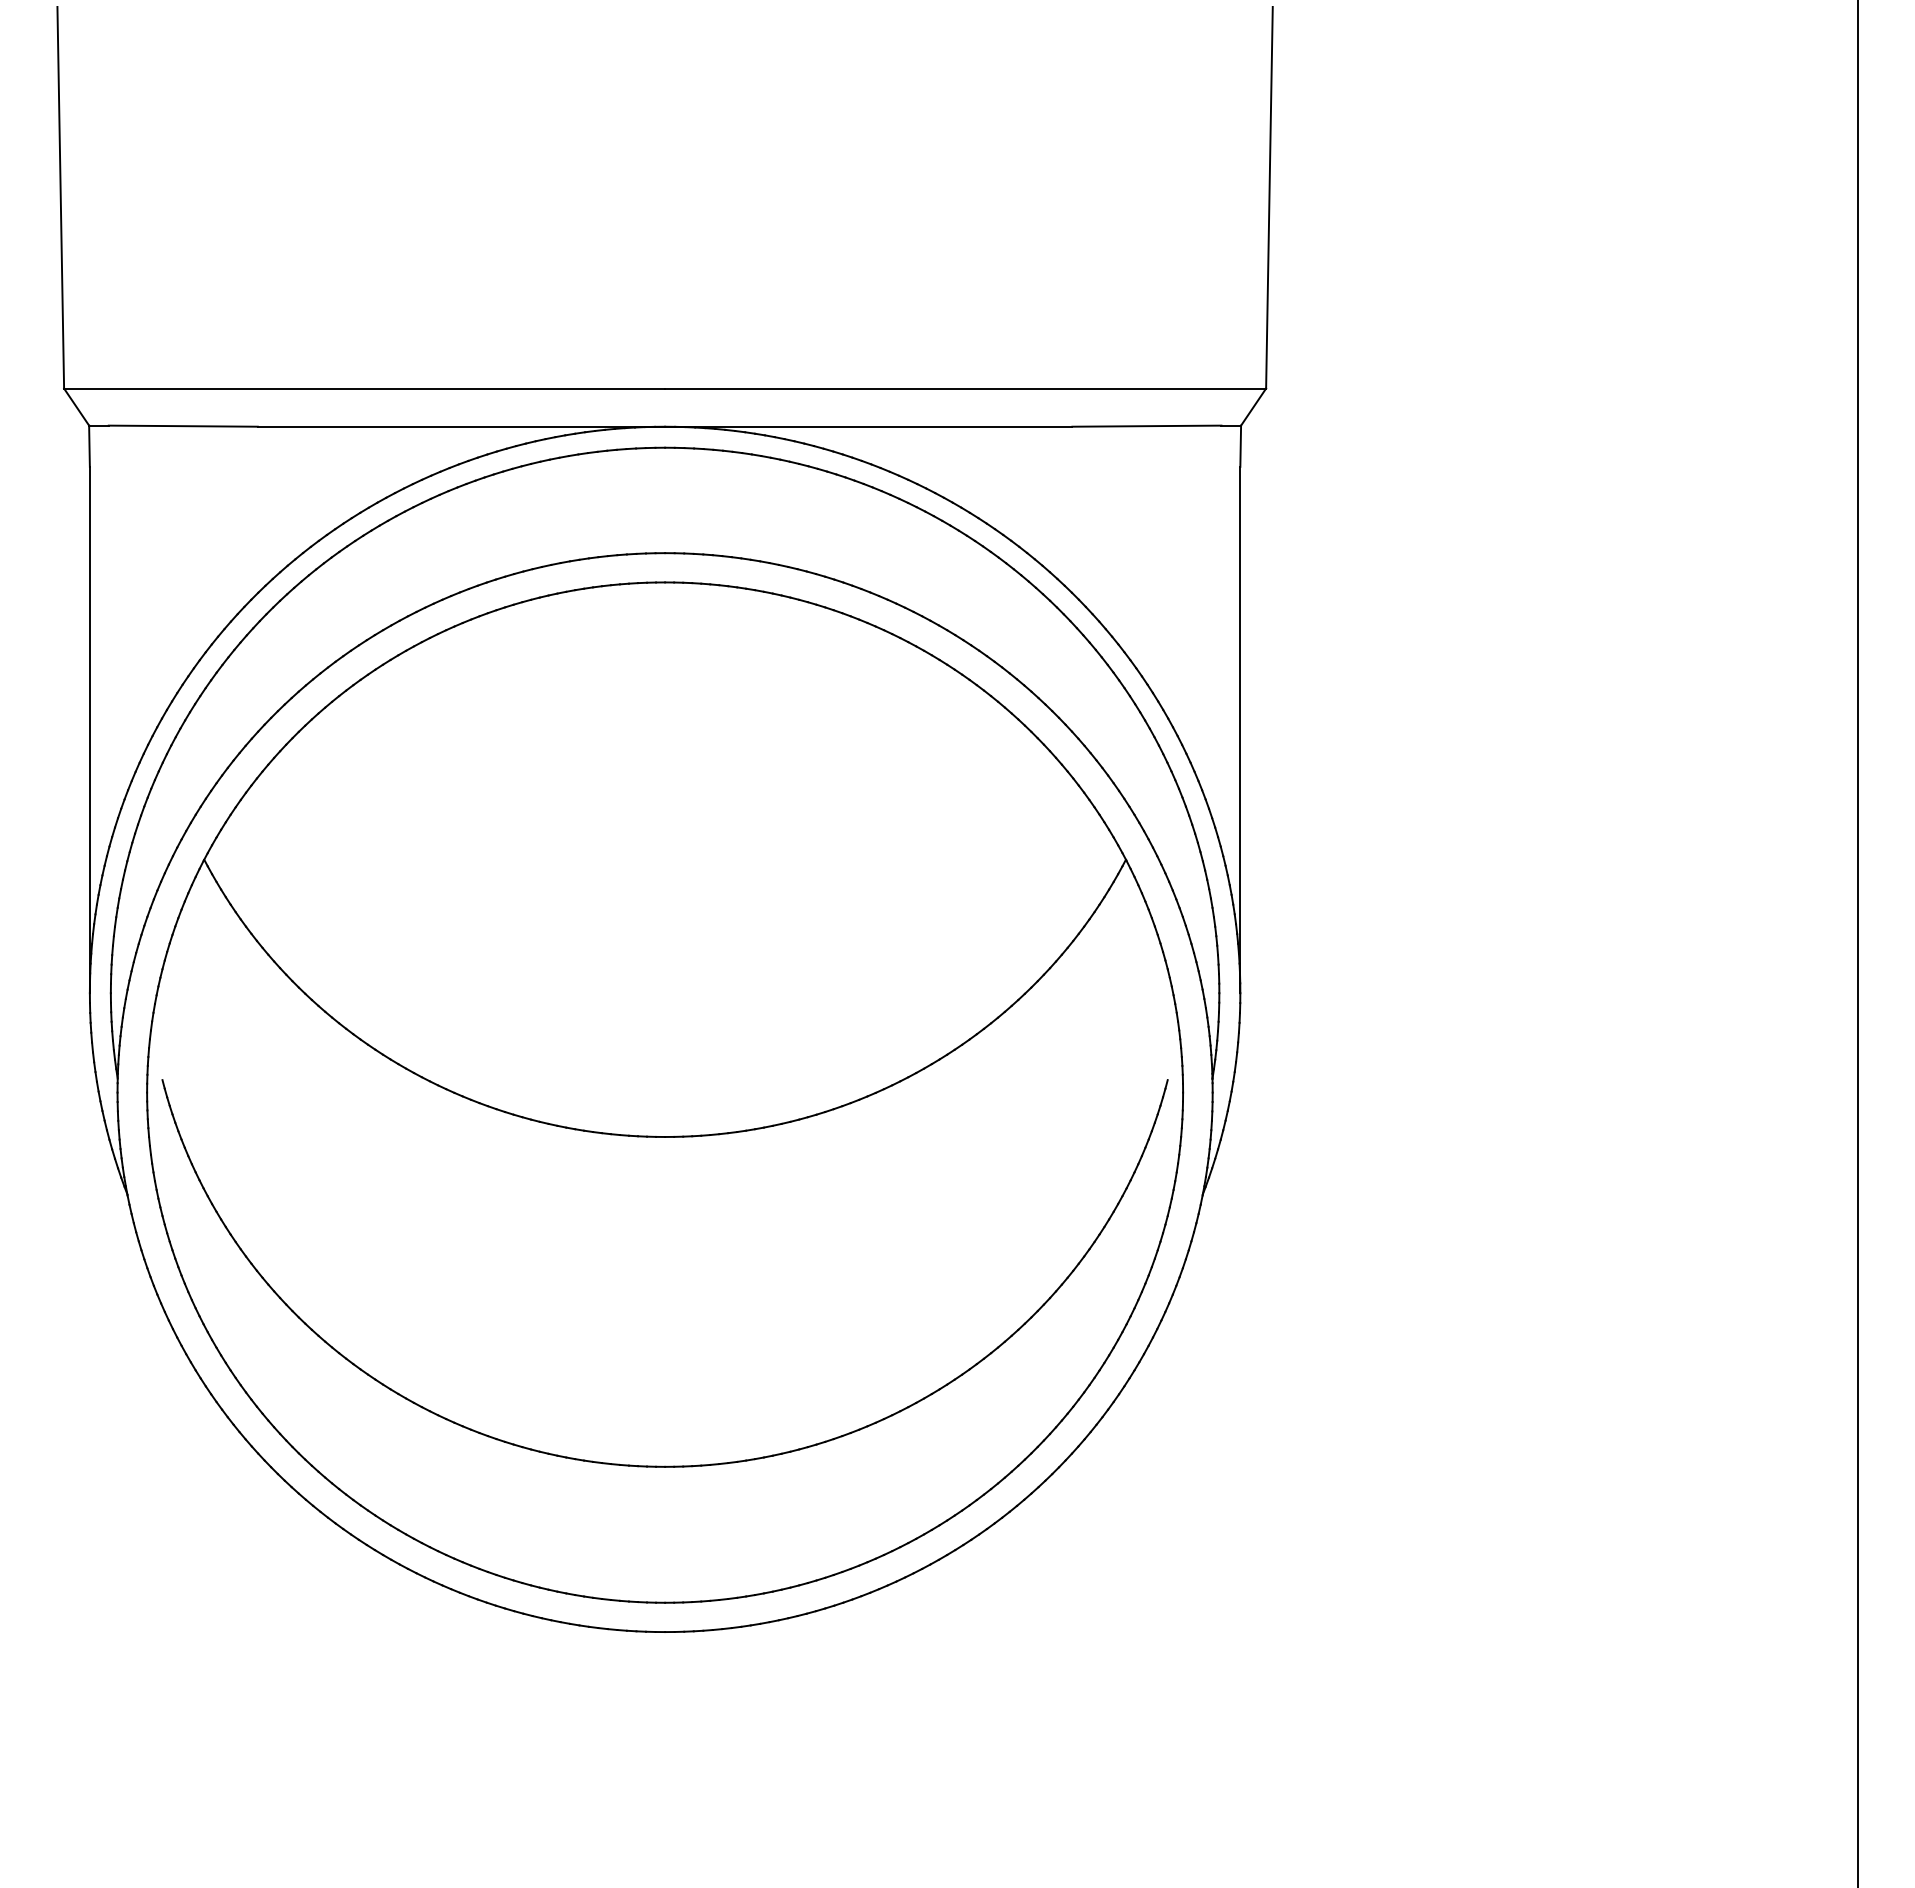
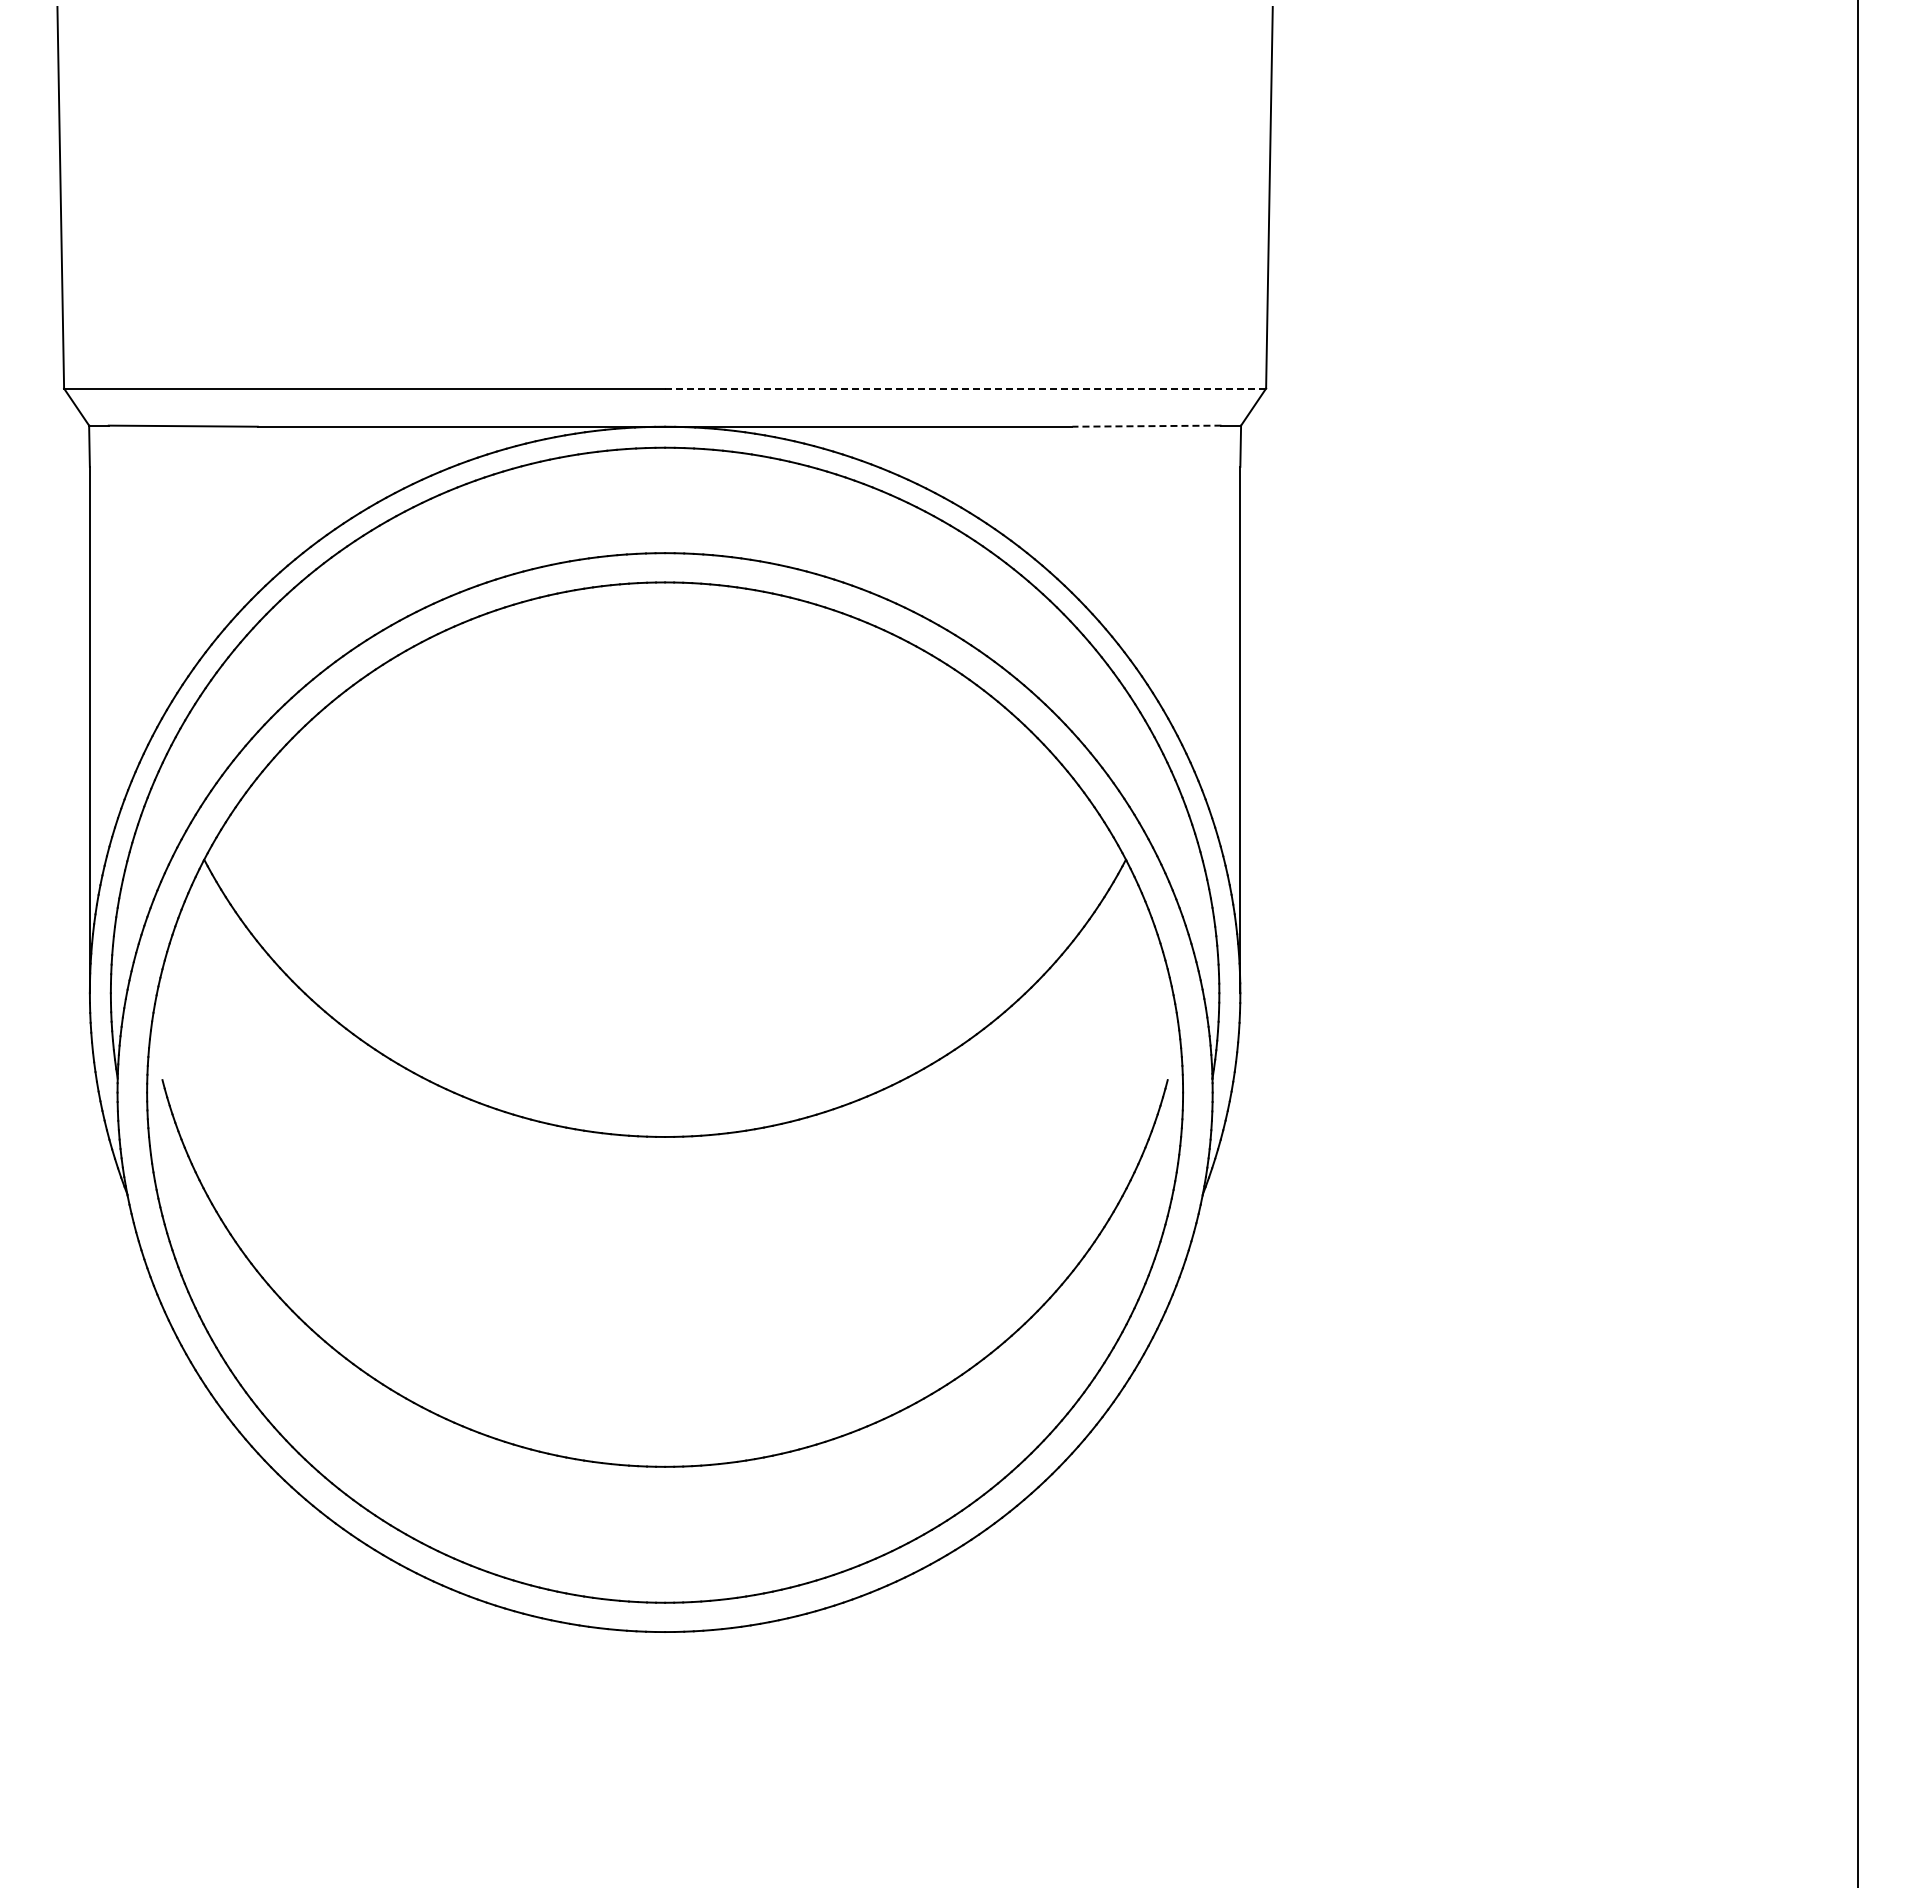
line: solid -> dashed (965, 388)
line: solid -> dashed (1146, 426)
